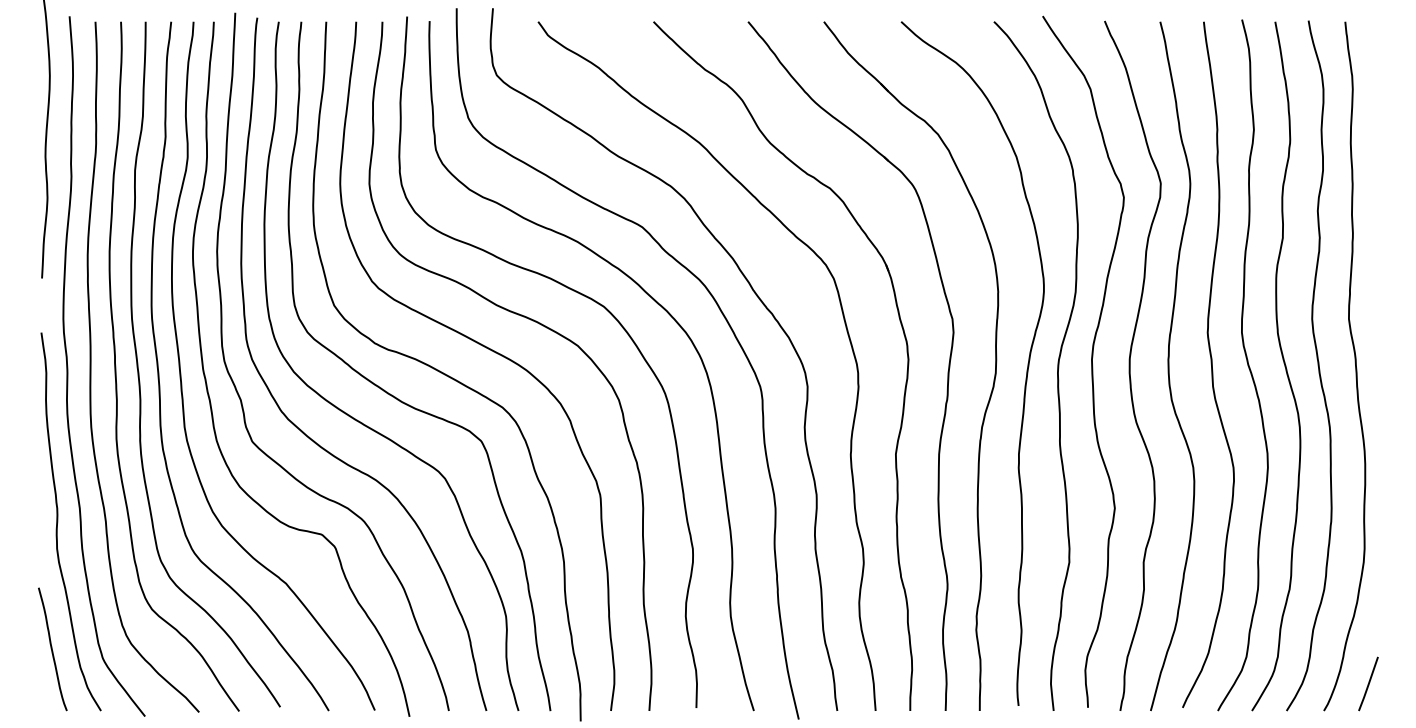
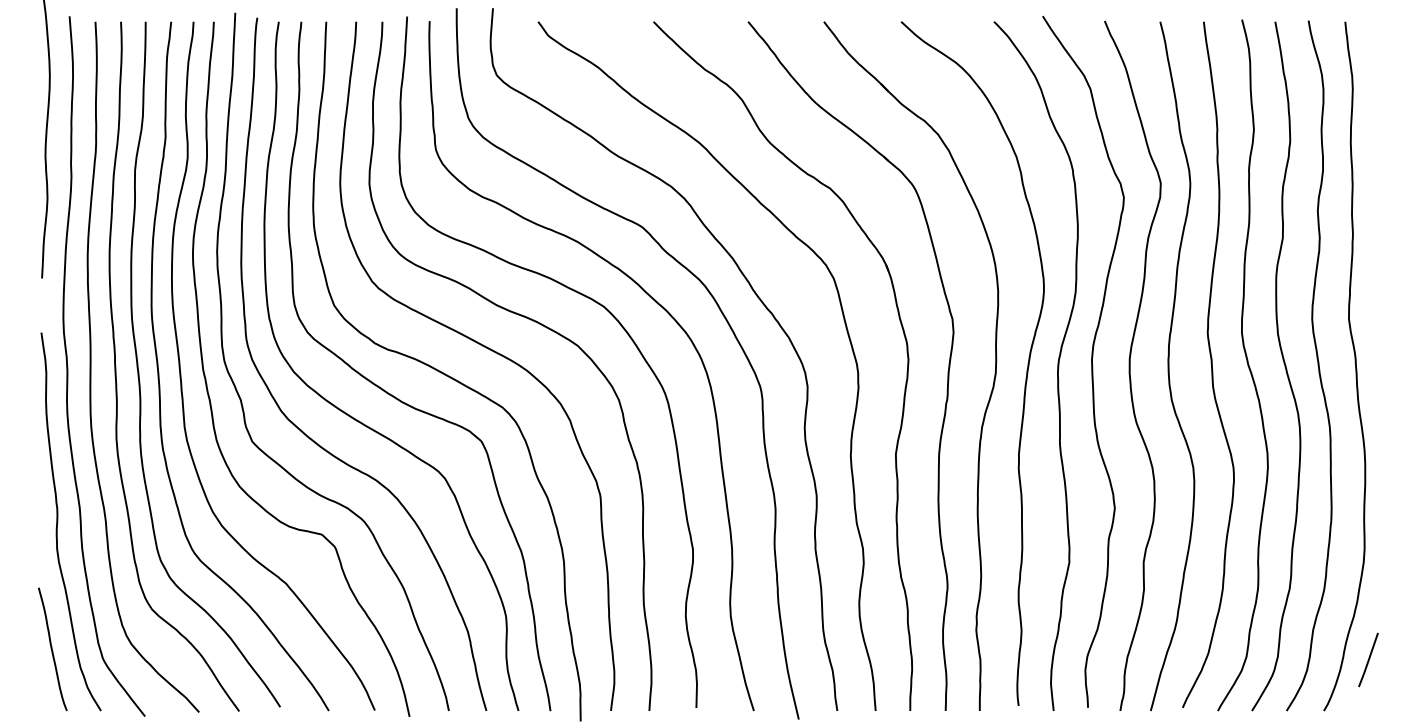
line position: (1368, 683) -> (1368, 659) (1368, 659)
